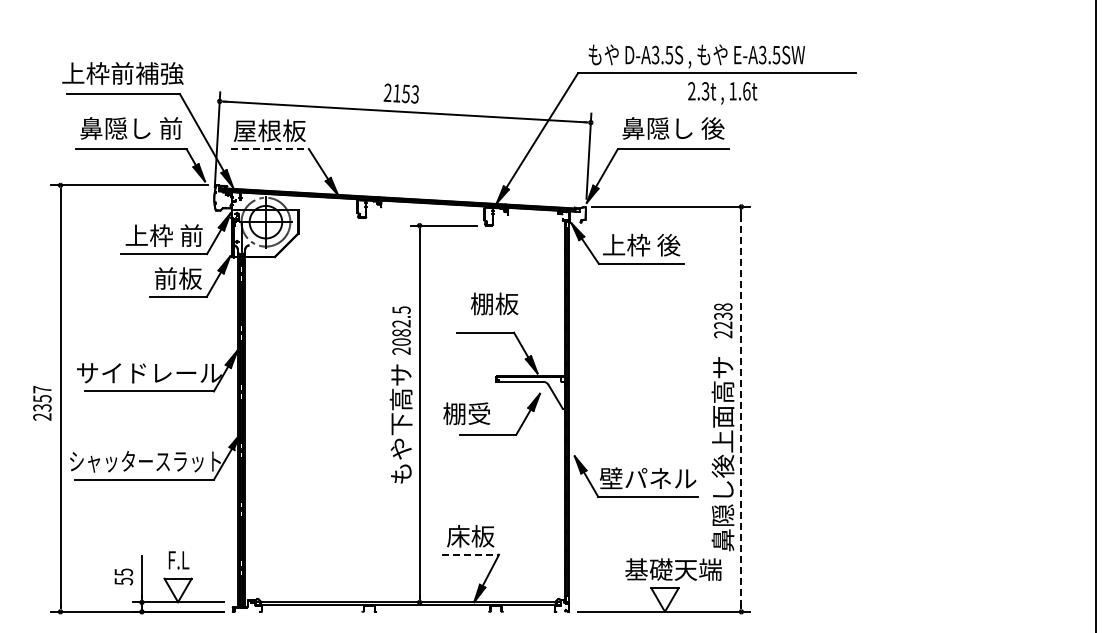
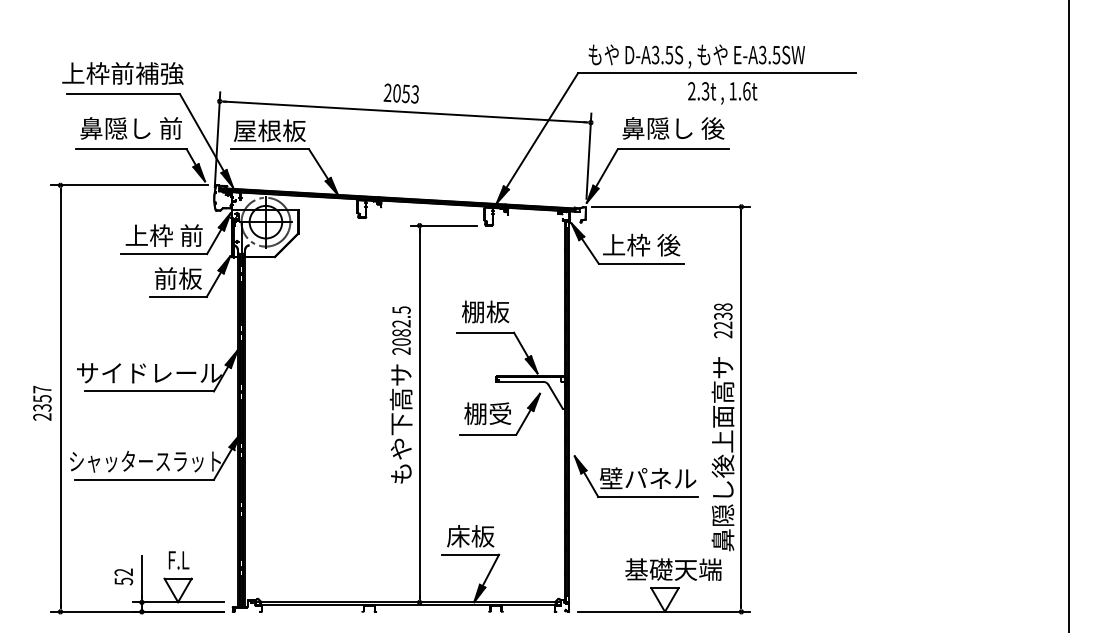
text: 2153 -> 2053 (396, 93)
line: dashed -> solid (270, 149)
text position: (494, 303) -> (485, 311) (485, 311)
line position: (1095, 315) -> (1068, 315) (1068, 315)
line: dashed -> solid (741, 409)
text position: (466, 413) -> (487, 413) (487, 413)
line: dashed -> solid (471, 554)
text: 55 -> 52 (123, 572)
